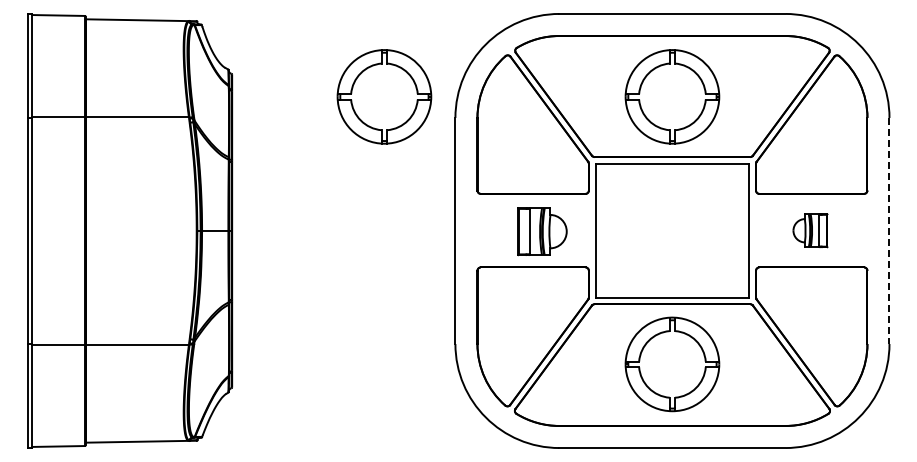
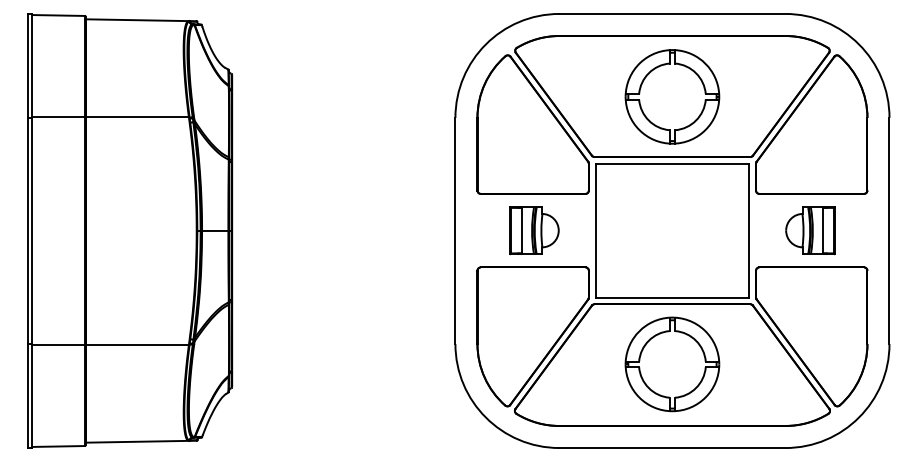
part: present -> none (384, 96)
part size: 37x36 px -> 51x50 px (810, 230)
part position: (542, 231) -> (534, 230) (534, 230)
line: dashed -> solid (889, 231)
